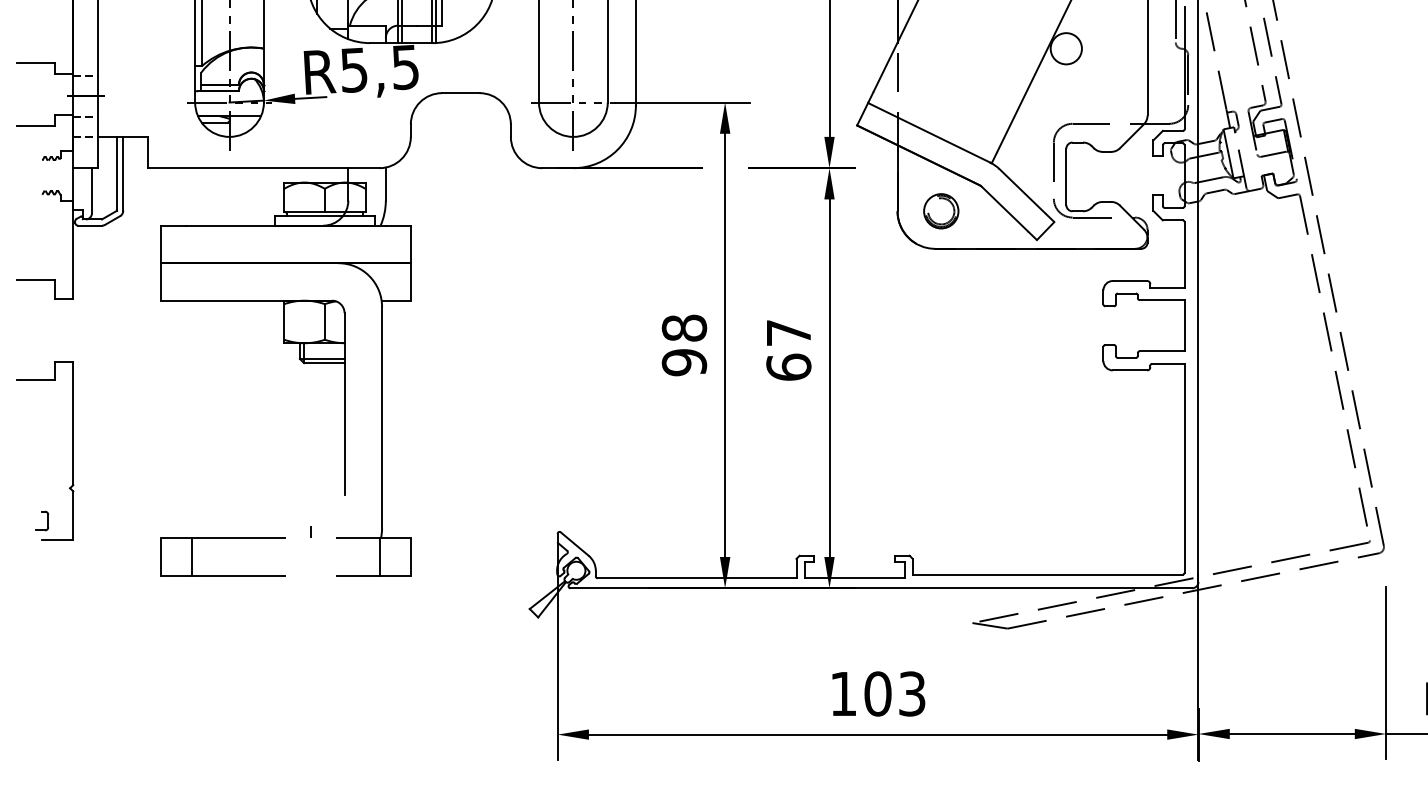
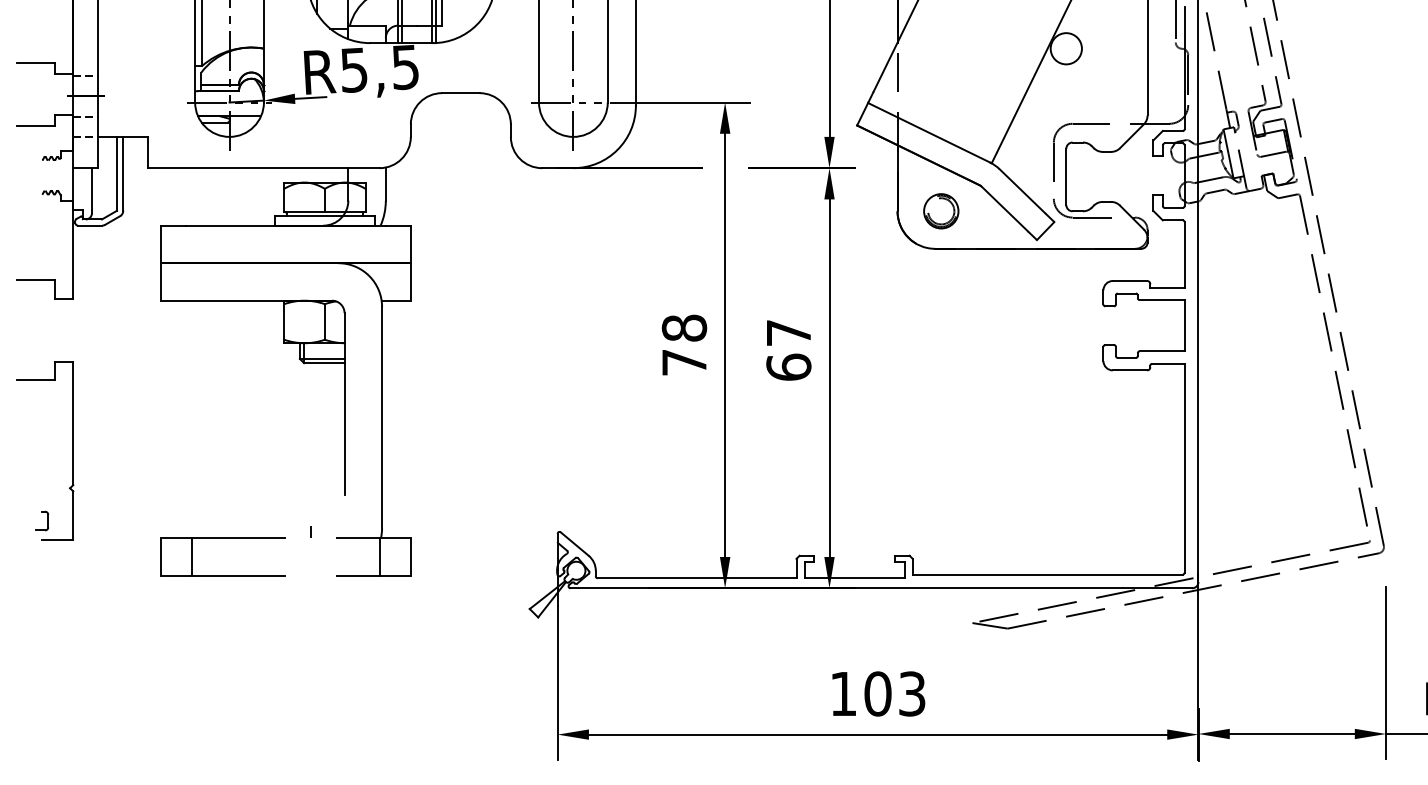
text: 98 -> 78 (684, 362)
